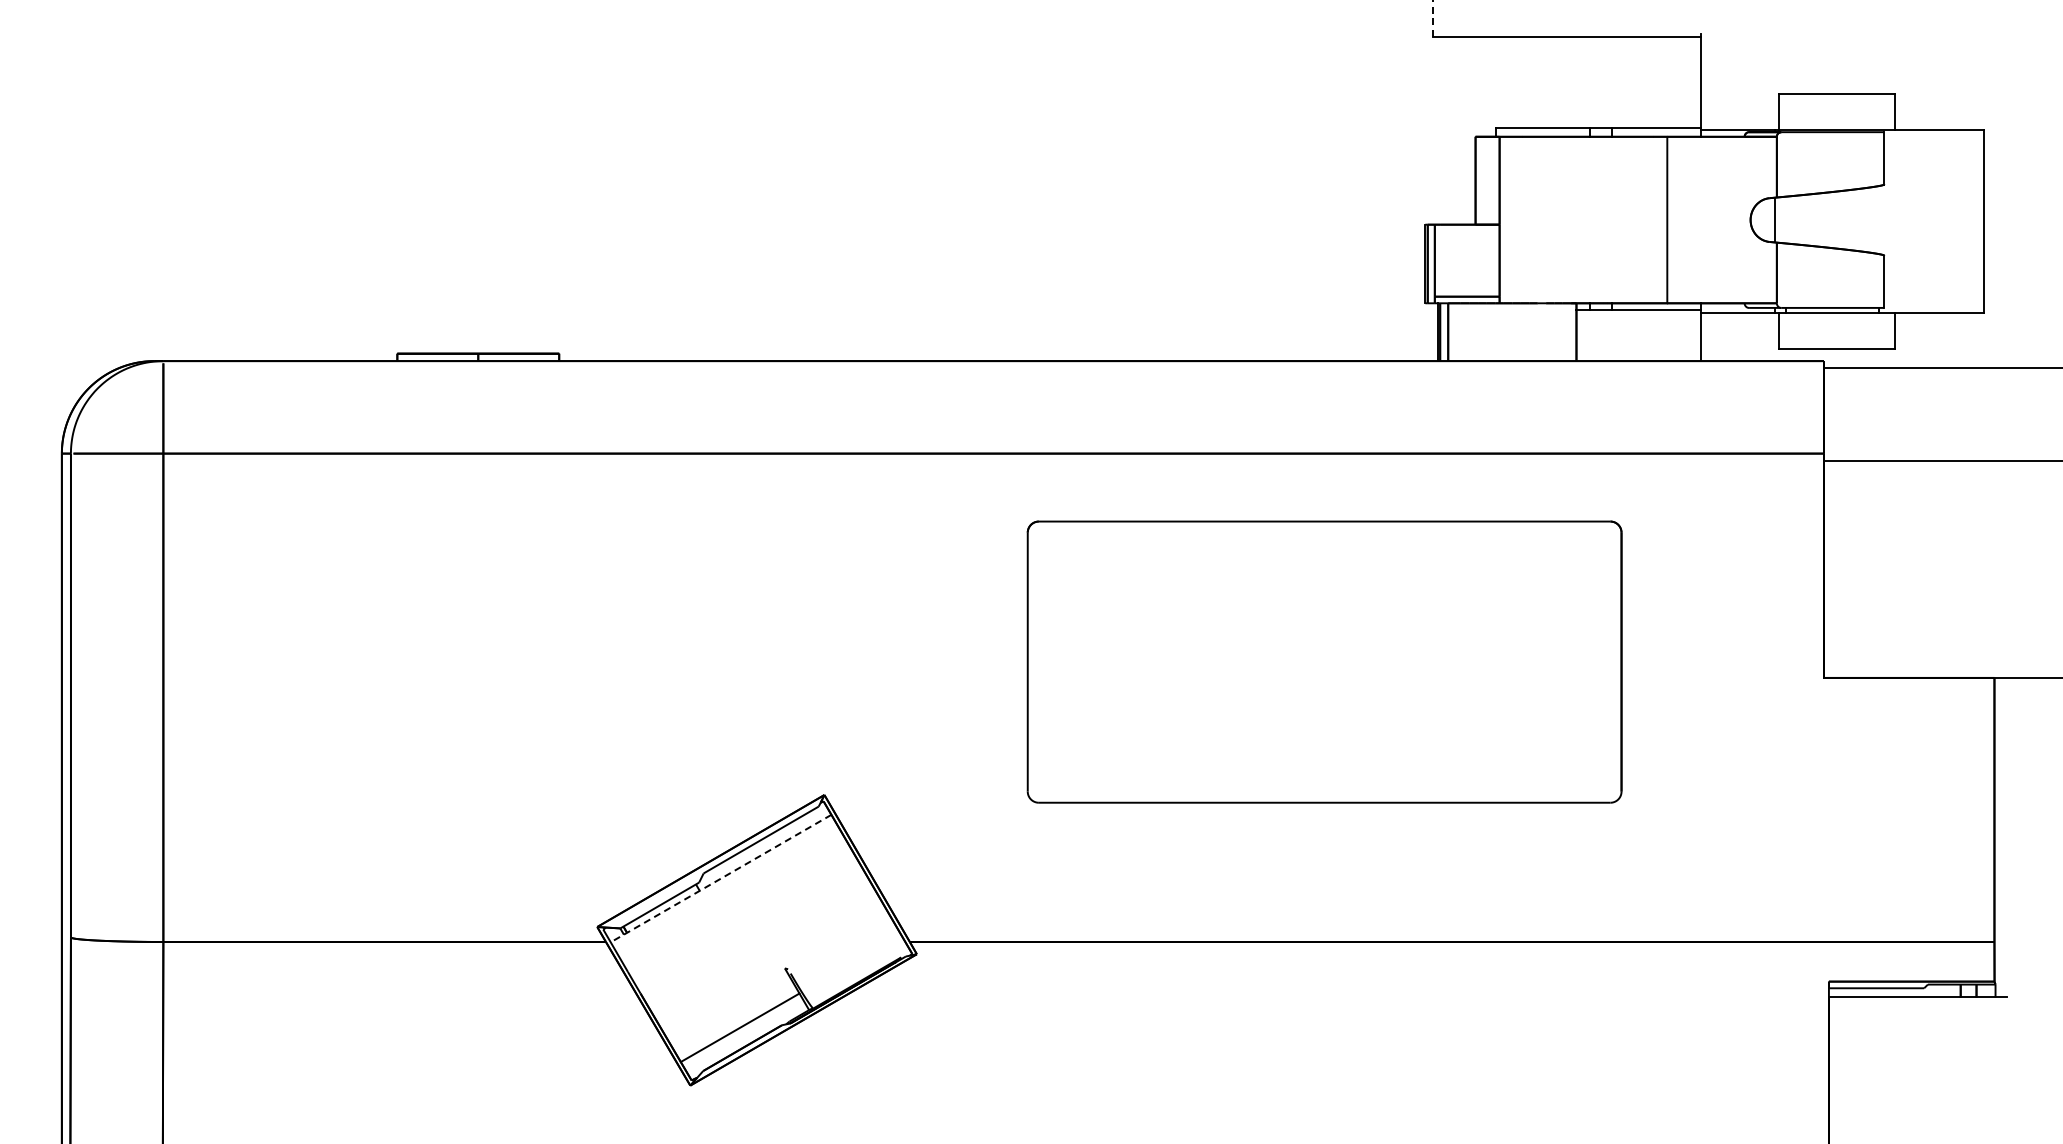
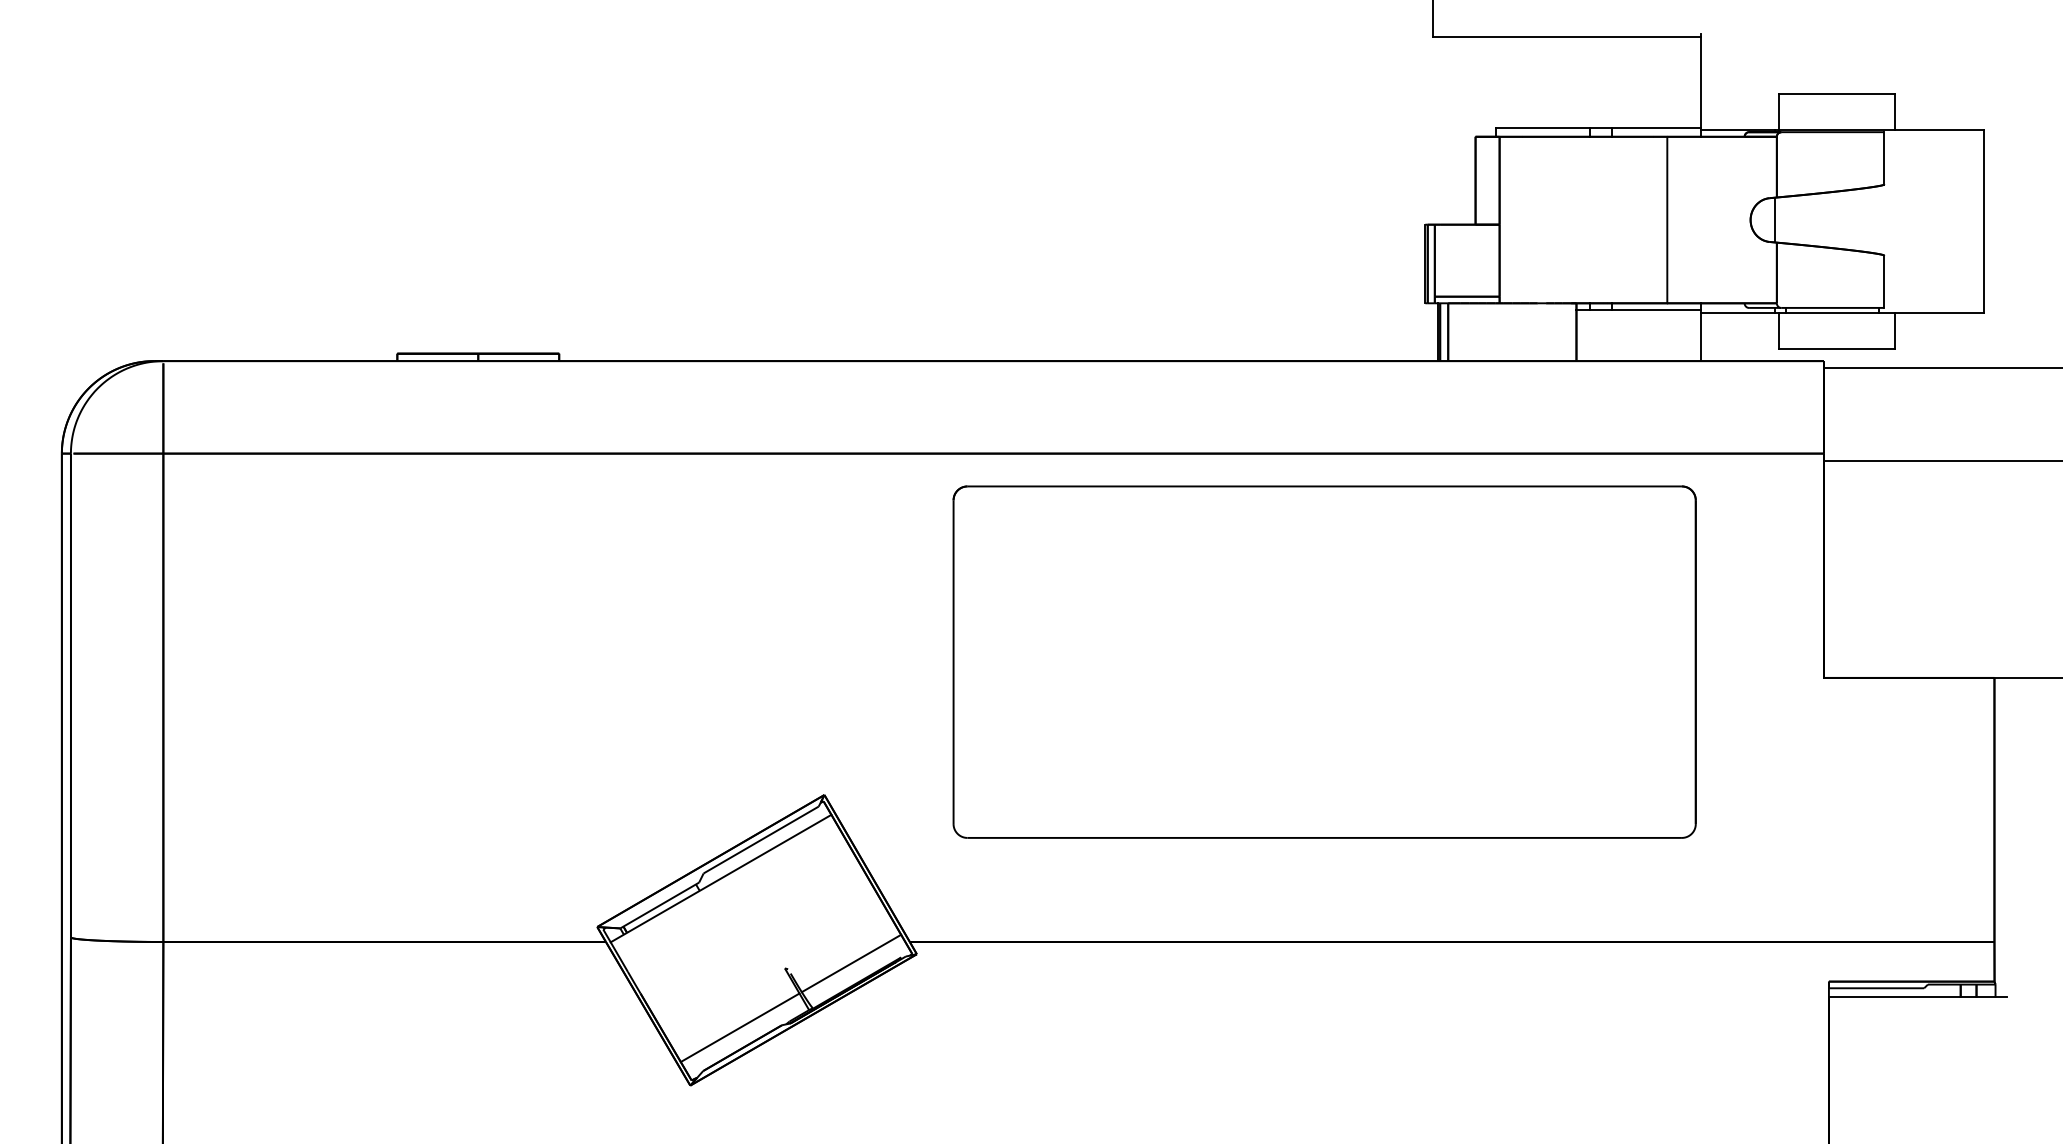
line: dashed -> solid (1432, 18)
part size: 597x284 px -> 745x354 px (1324, 661)
line: dashed -> solid (720, 878)
line: none -> present (851, 963)
